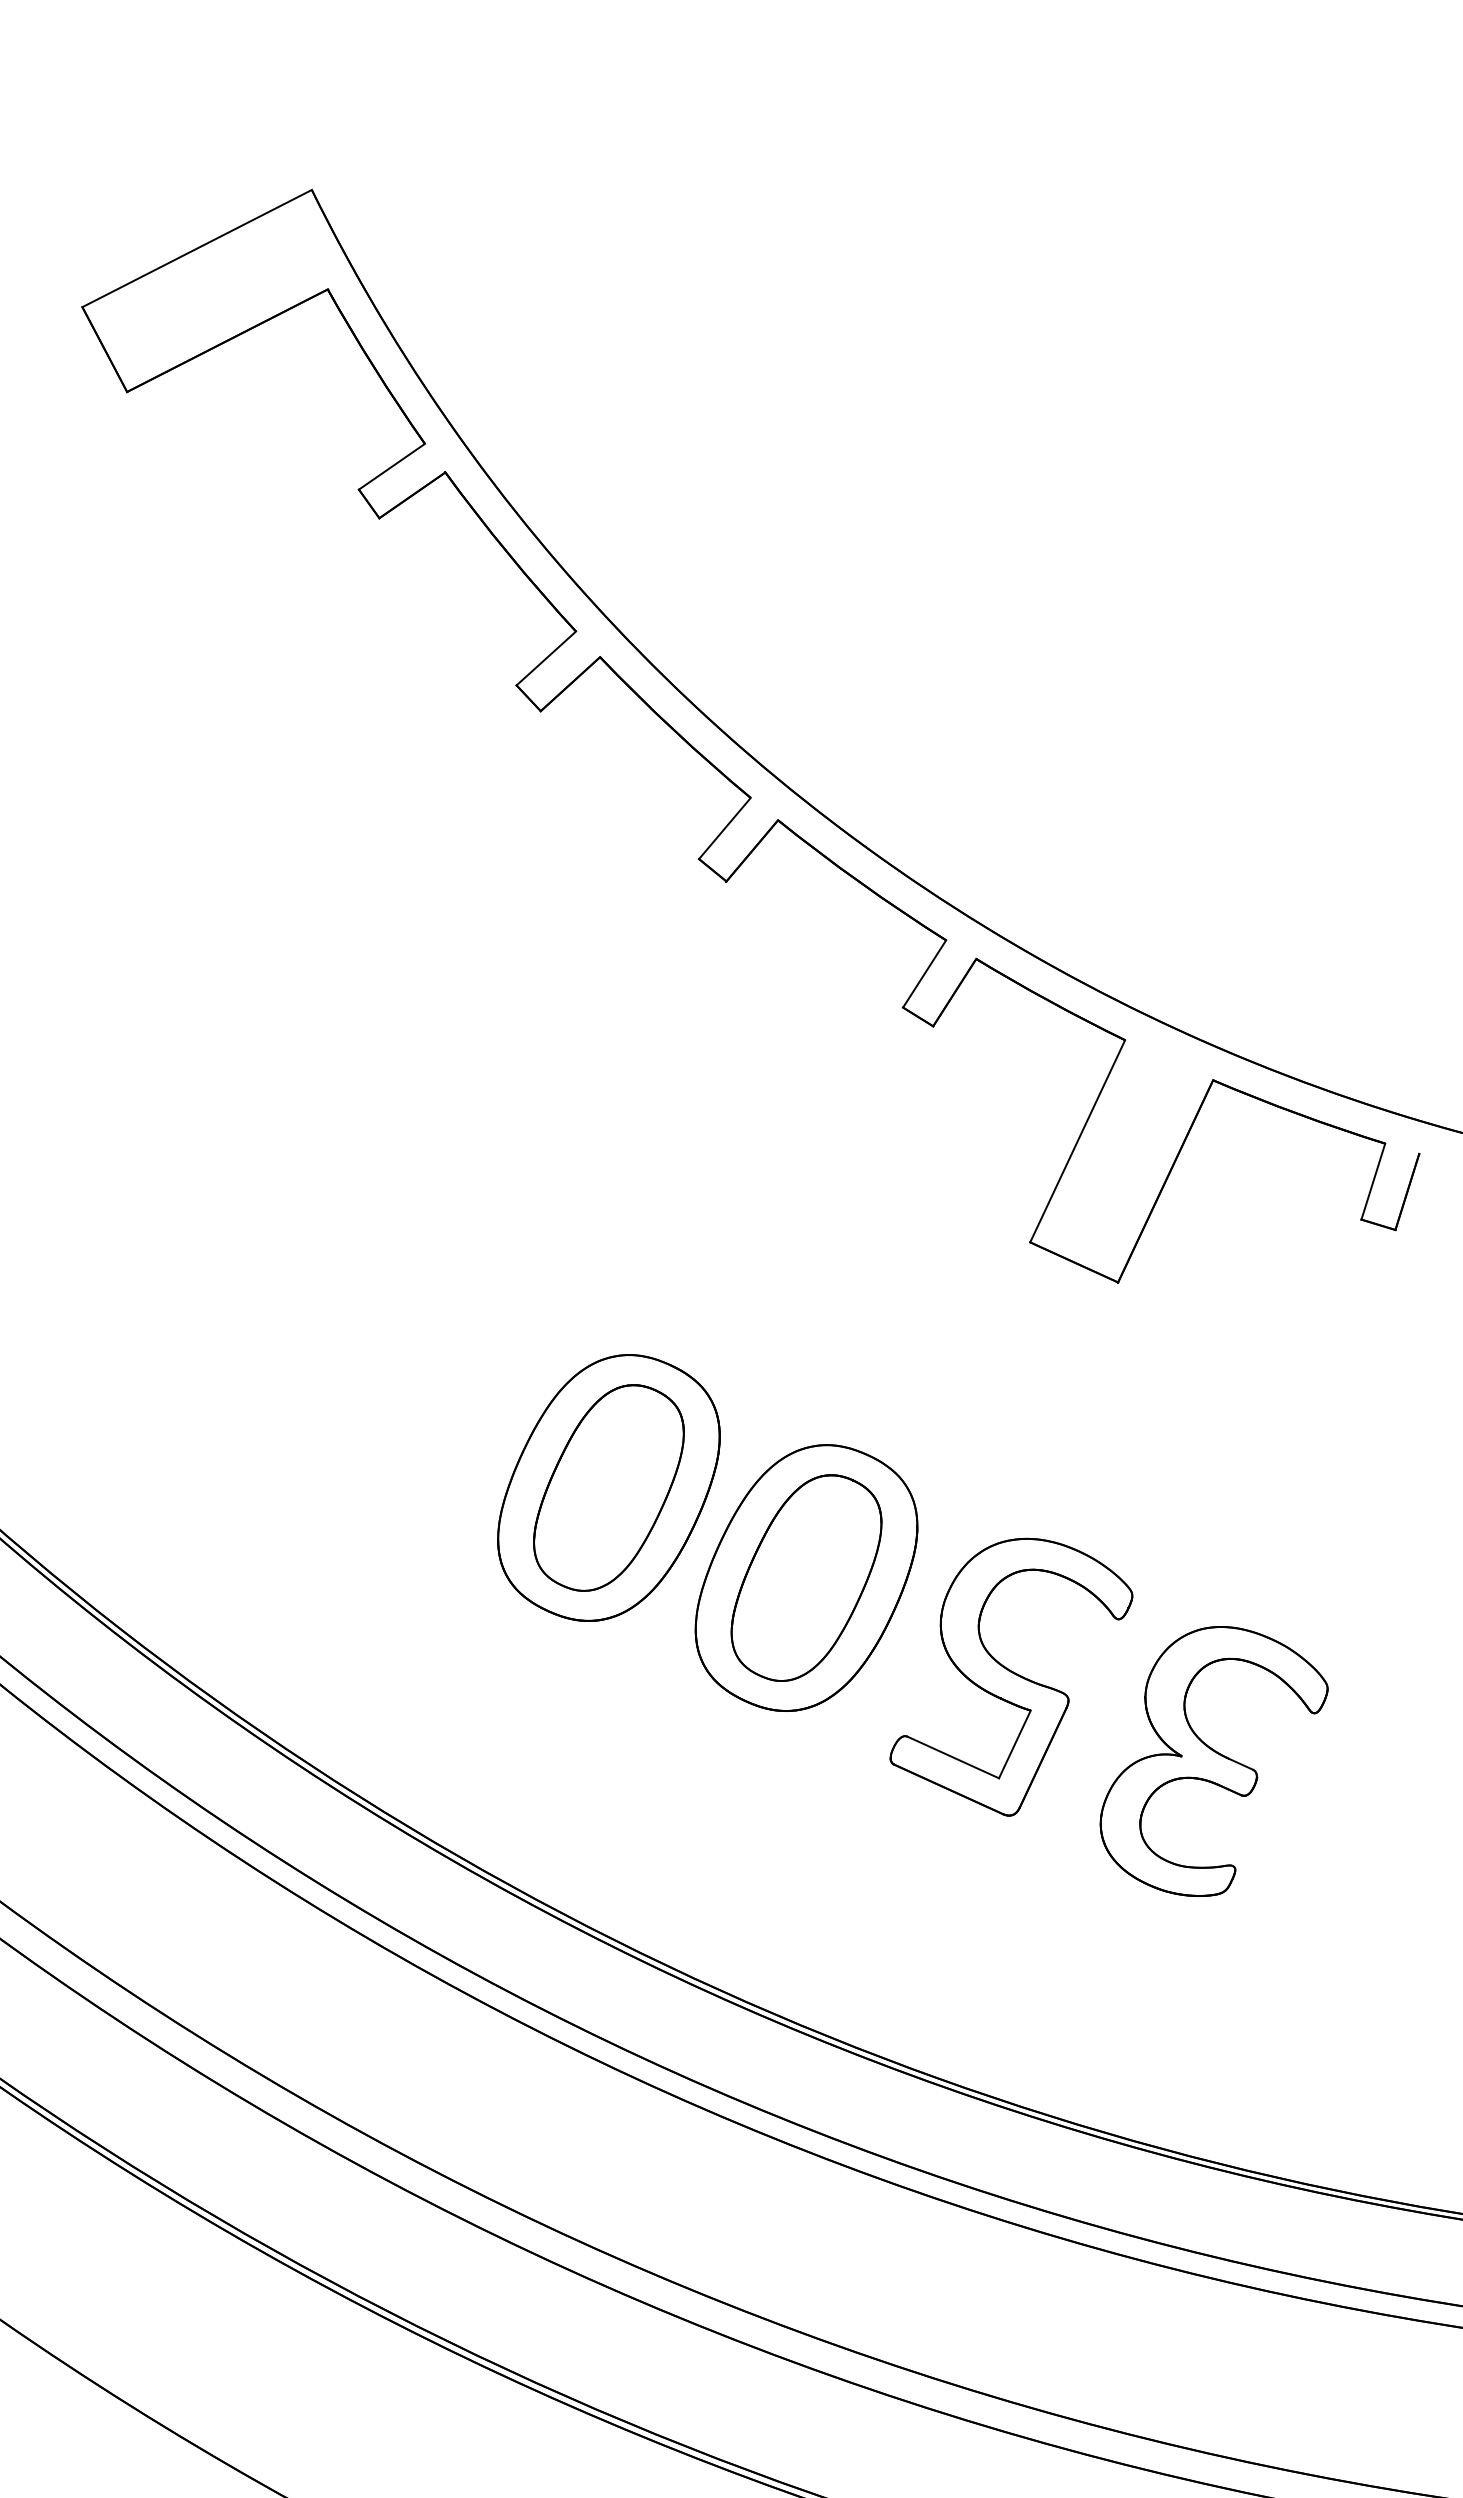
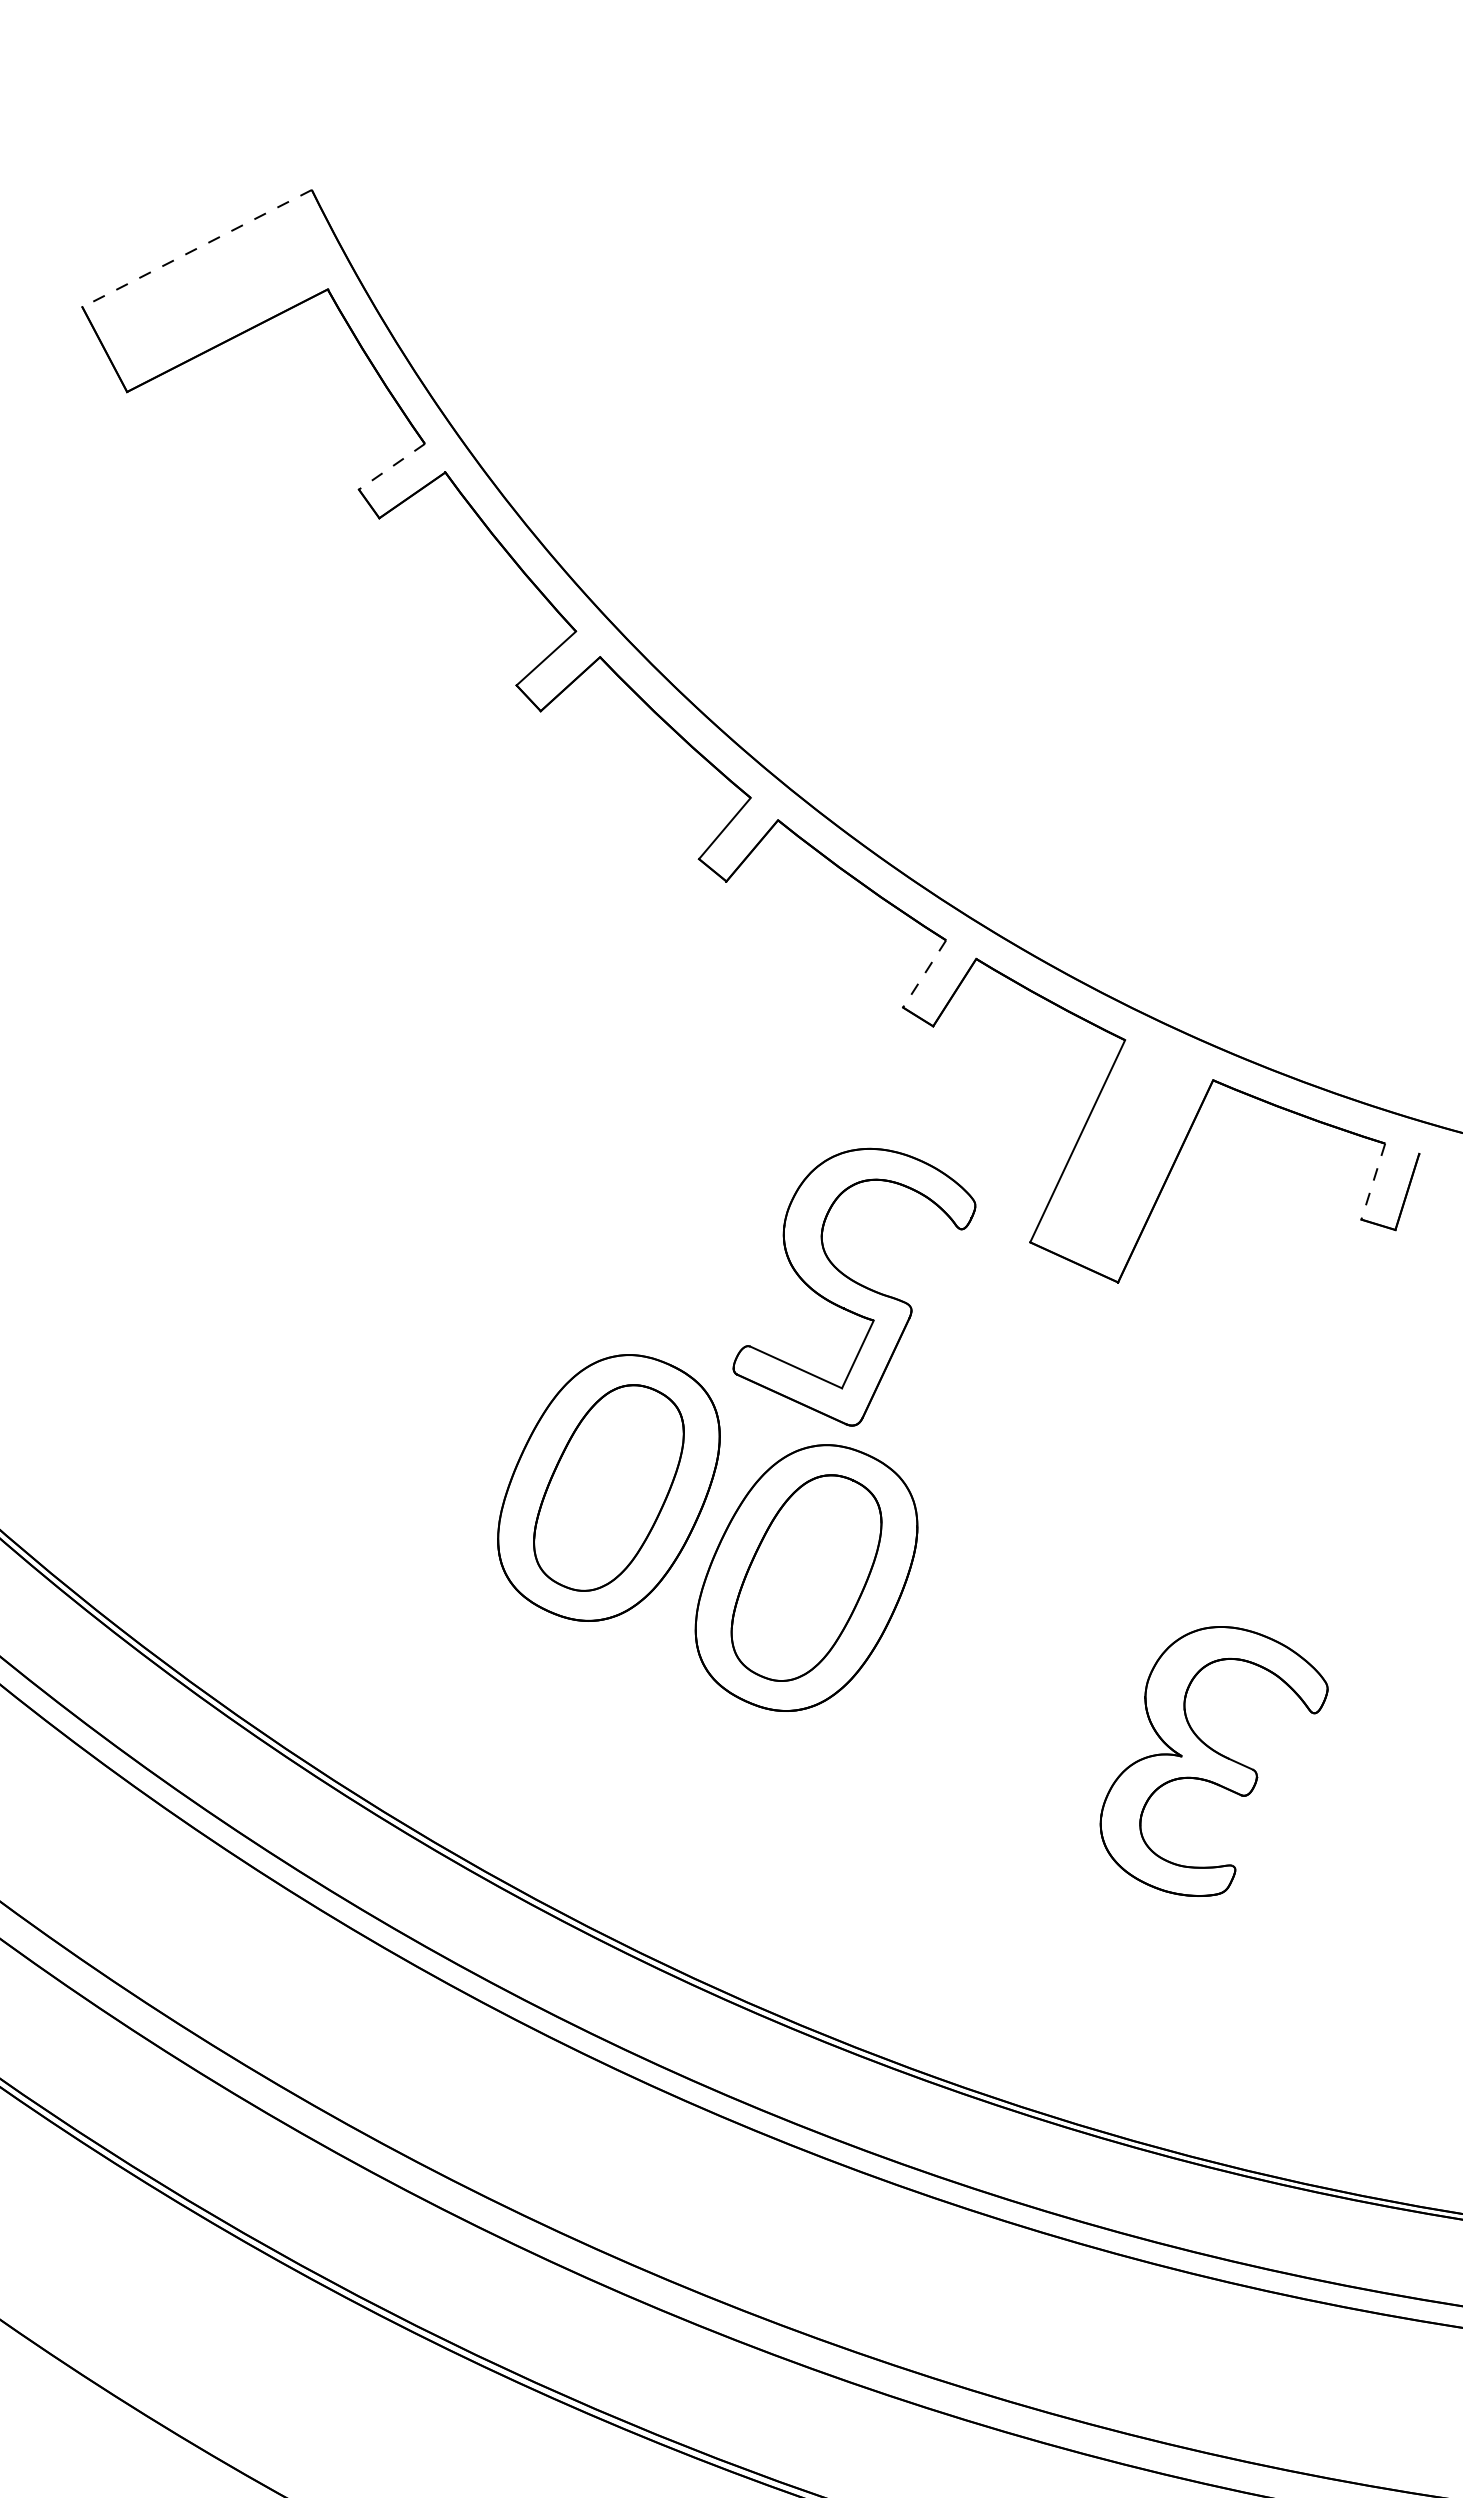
line: solid -> dashed (197, 248)
line: solid -> dashed (391, 467)
line: solid -> dashed (924, 973)
line: solid -> dashed (1373, 1181)
part position: (1011, 1676) -> (854, 1286) (854, 1286)
